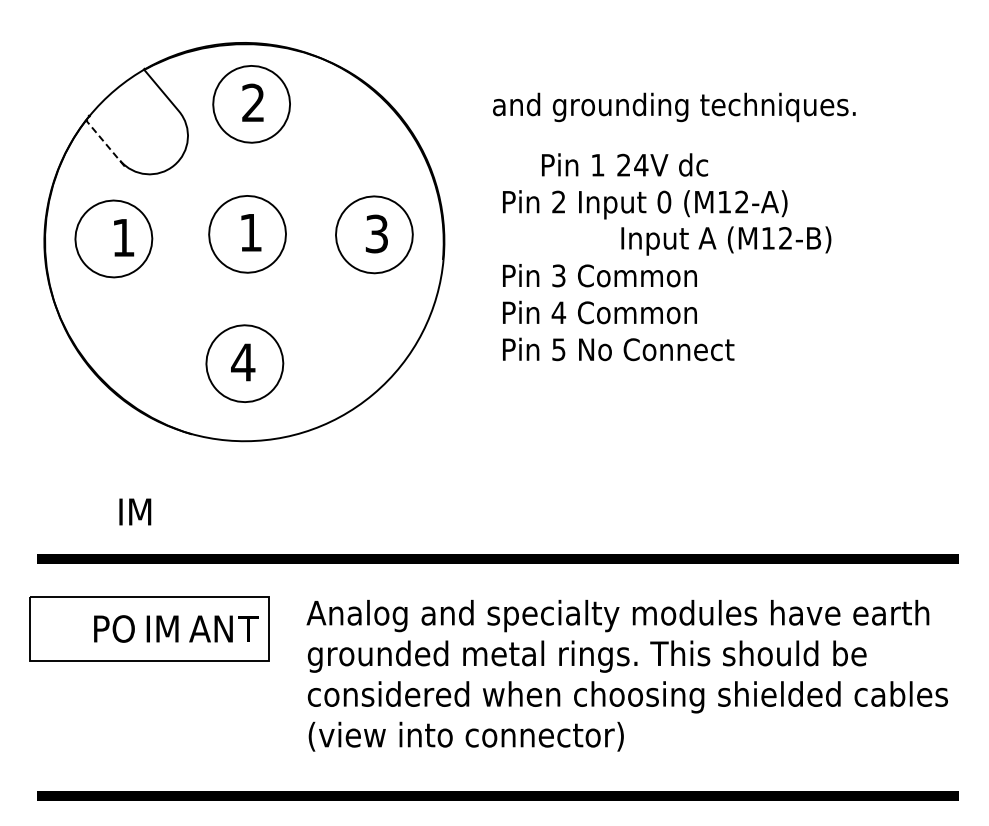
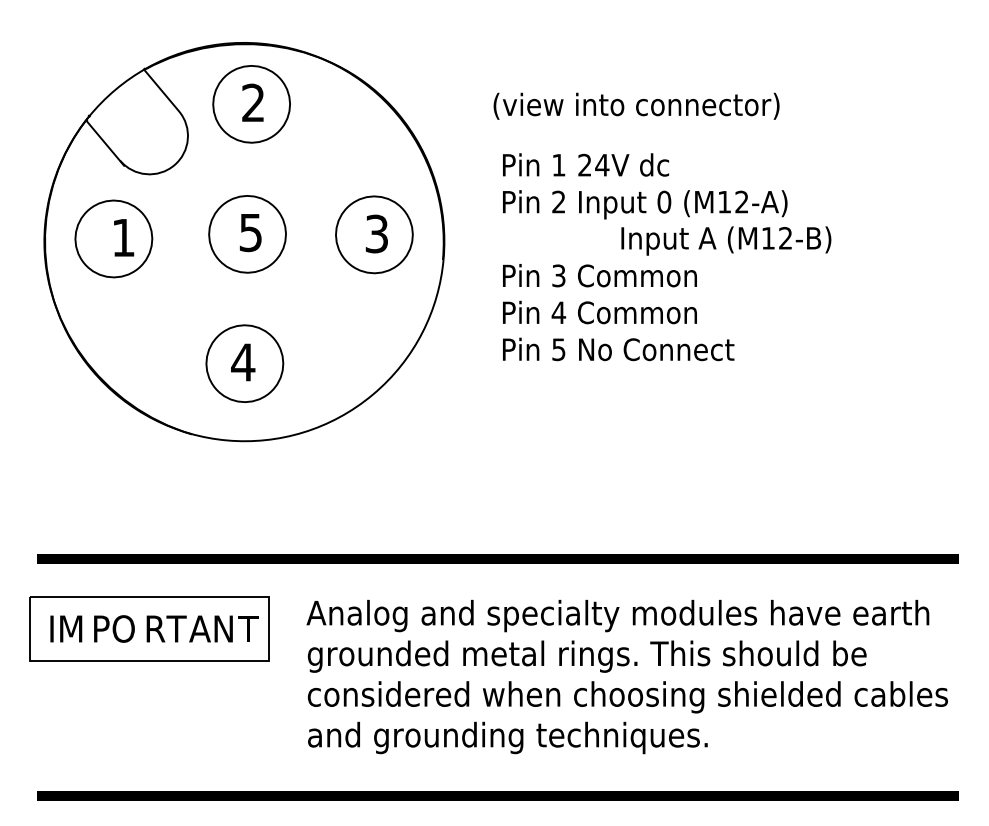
text: and grounding techniques. -> (view into connector) (674, 107)
line: dashed -> solid (104, 142)
text position: (624, 164) -> (585, 164) (585, 164)
text: 1 -> 5 (250, 233)
text position: (135, 511) -> (66, 628) (66, 628)
text: IM -> RT (168, 628)
text: (view into connector) -> and grounding techniques. (507, 737)
